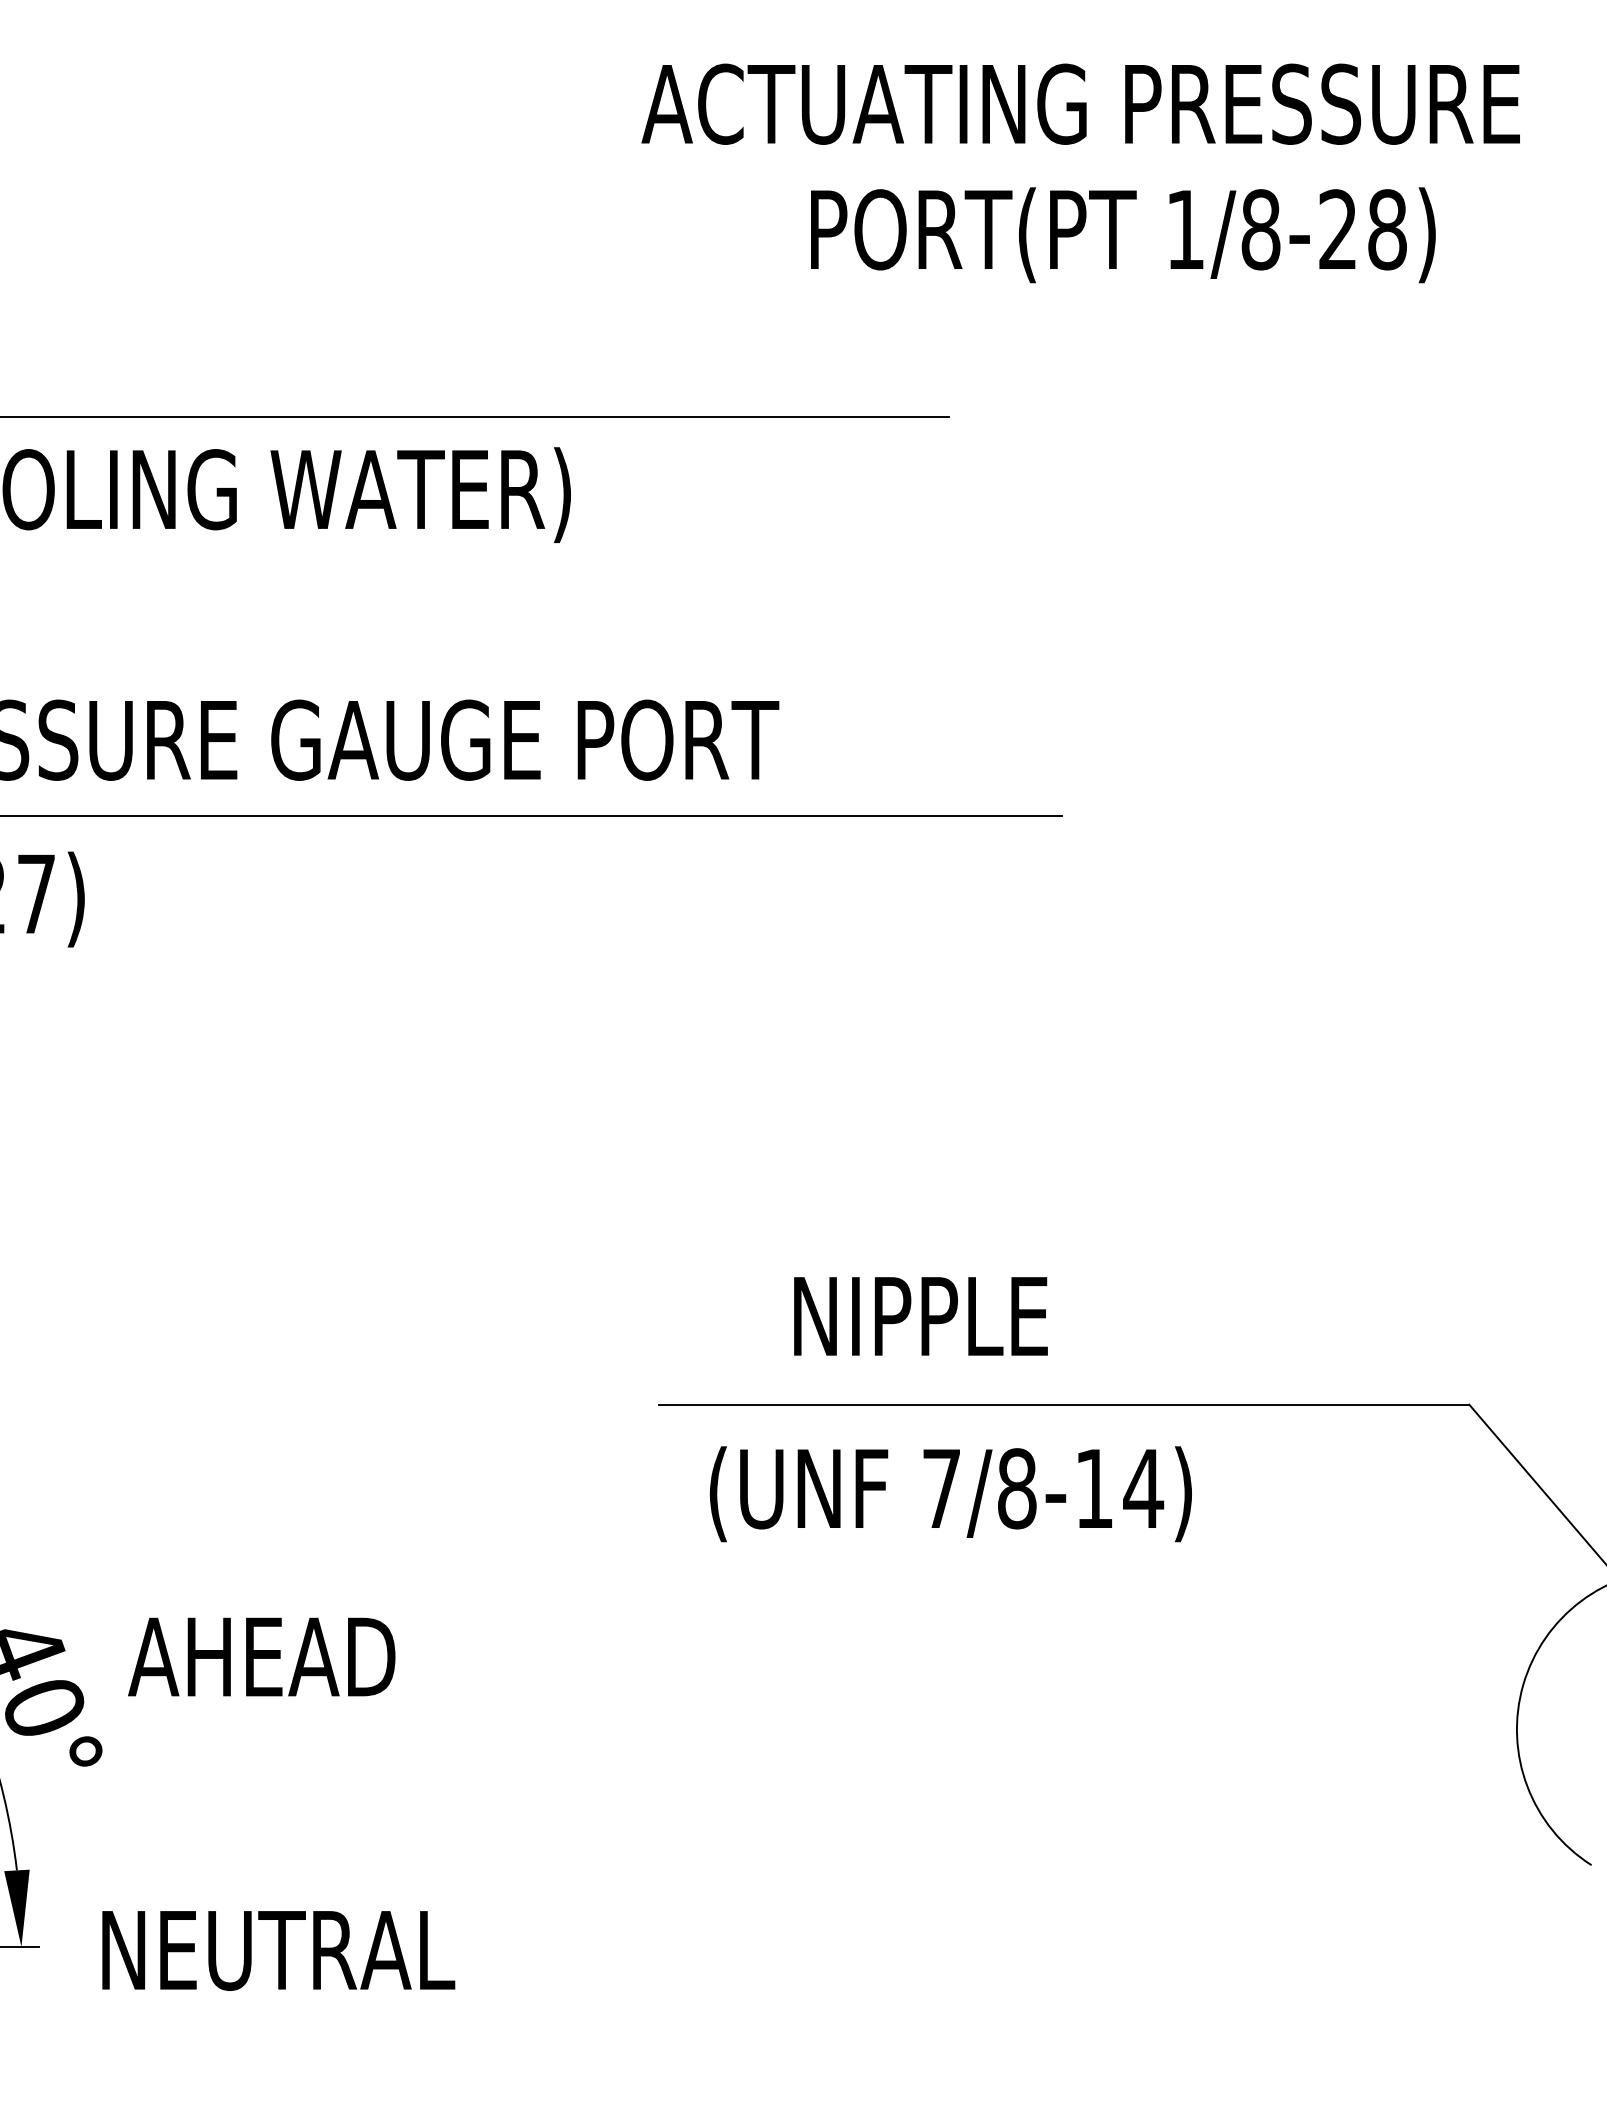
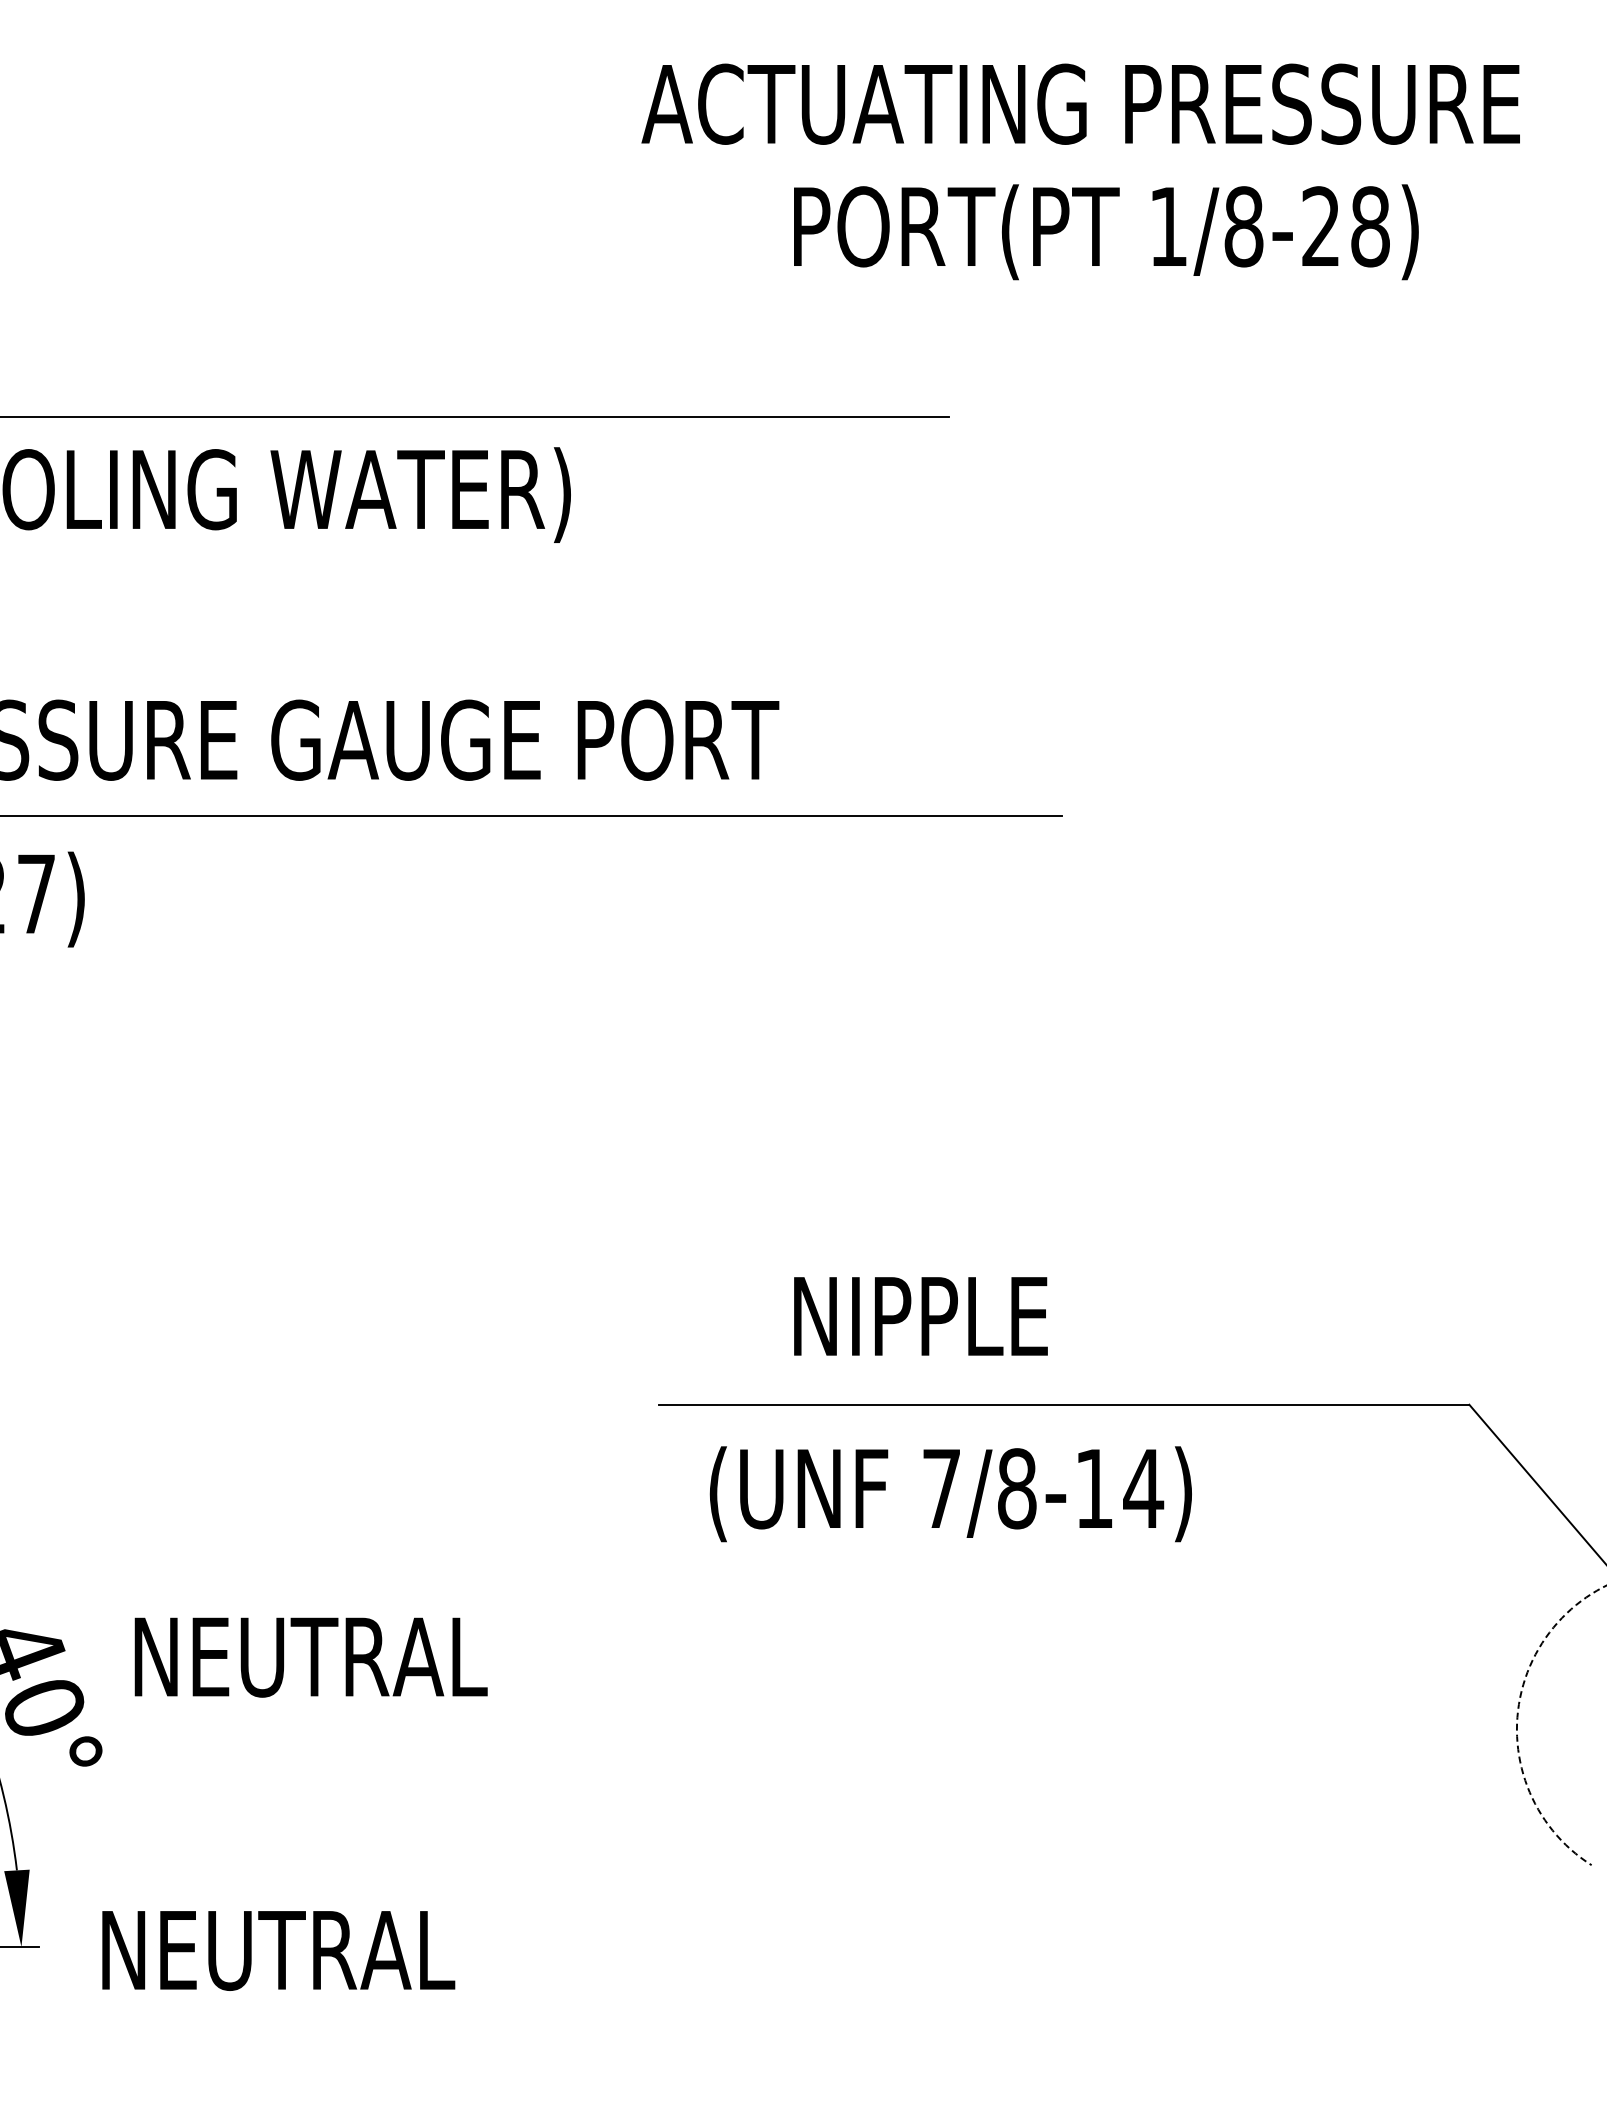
text position: (1123, 235) -> (1106, 232) (1106, 232)
text: AHEAD -> NEUTRAL (307, 1657)
arc: solid -> dashed (1517, 1719)
